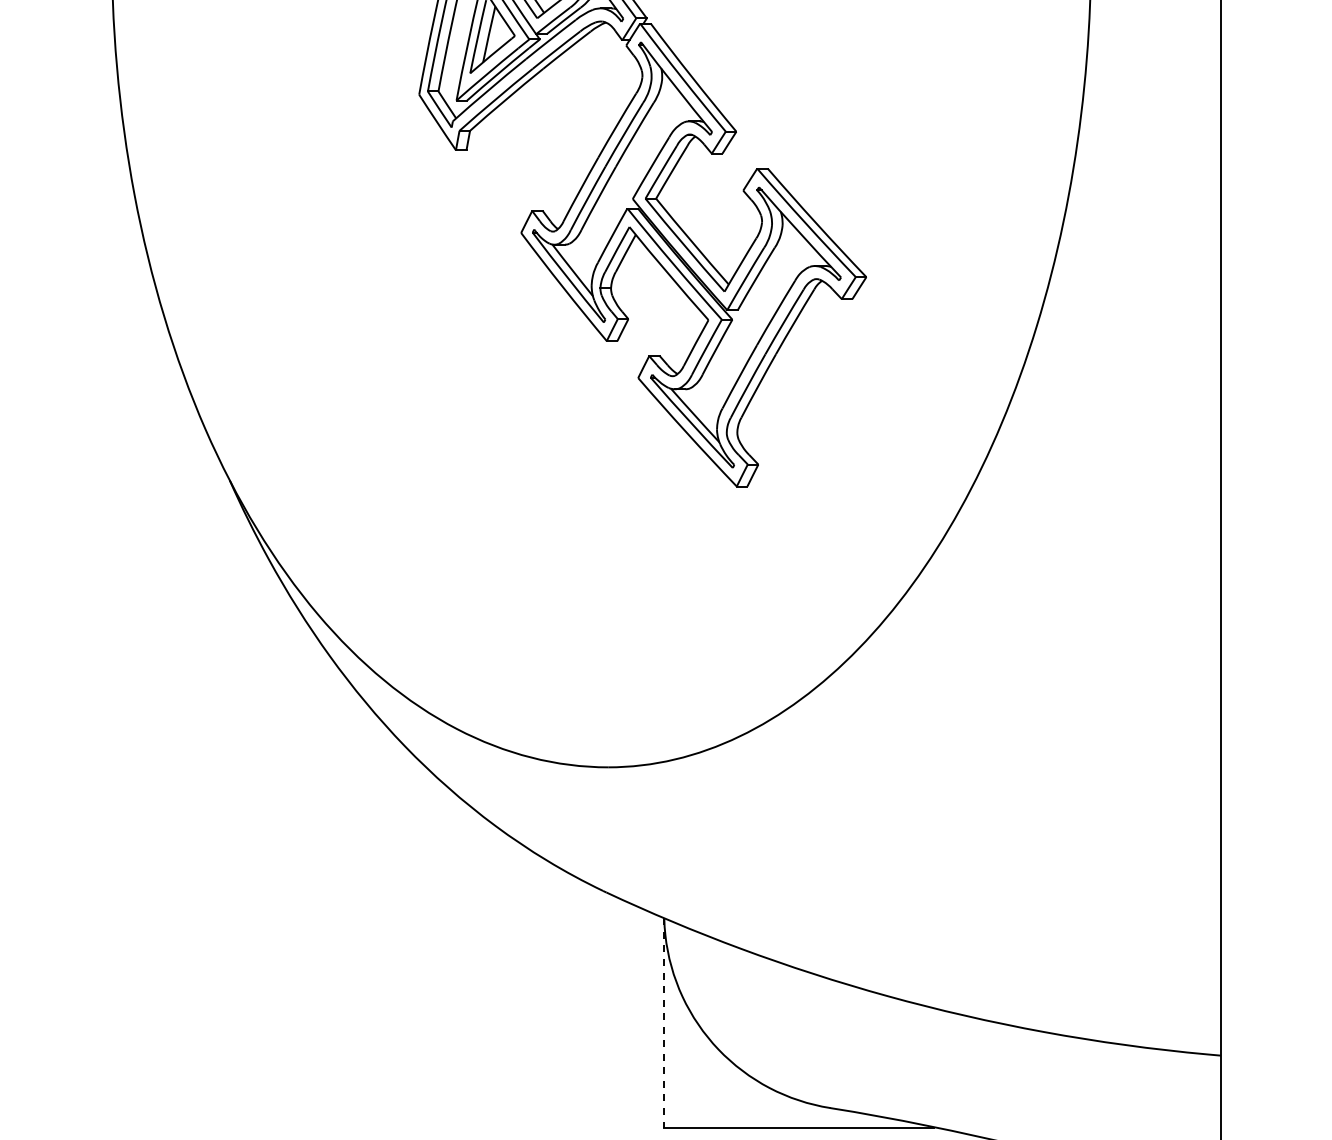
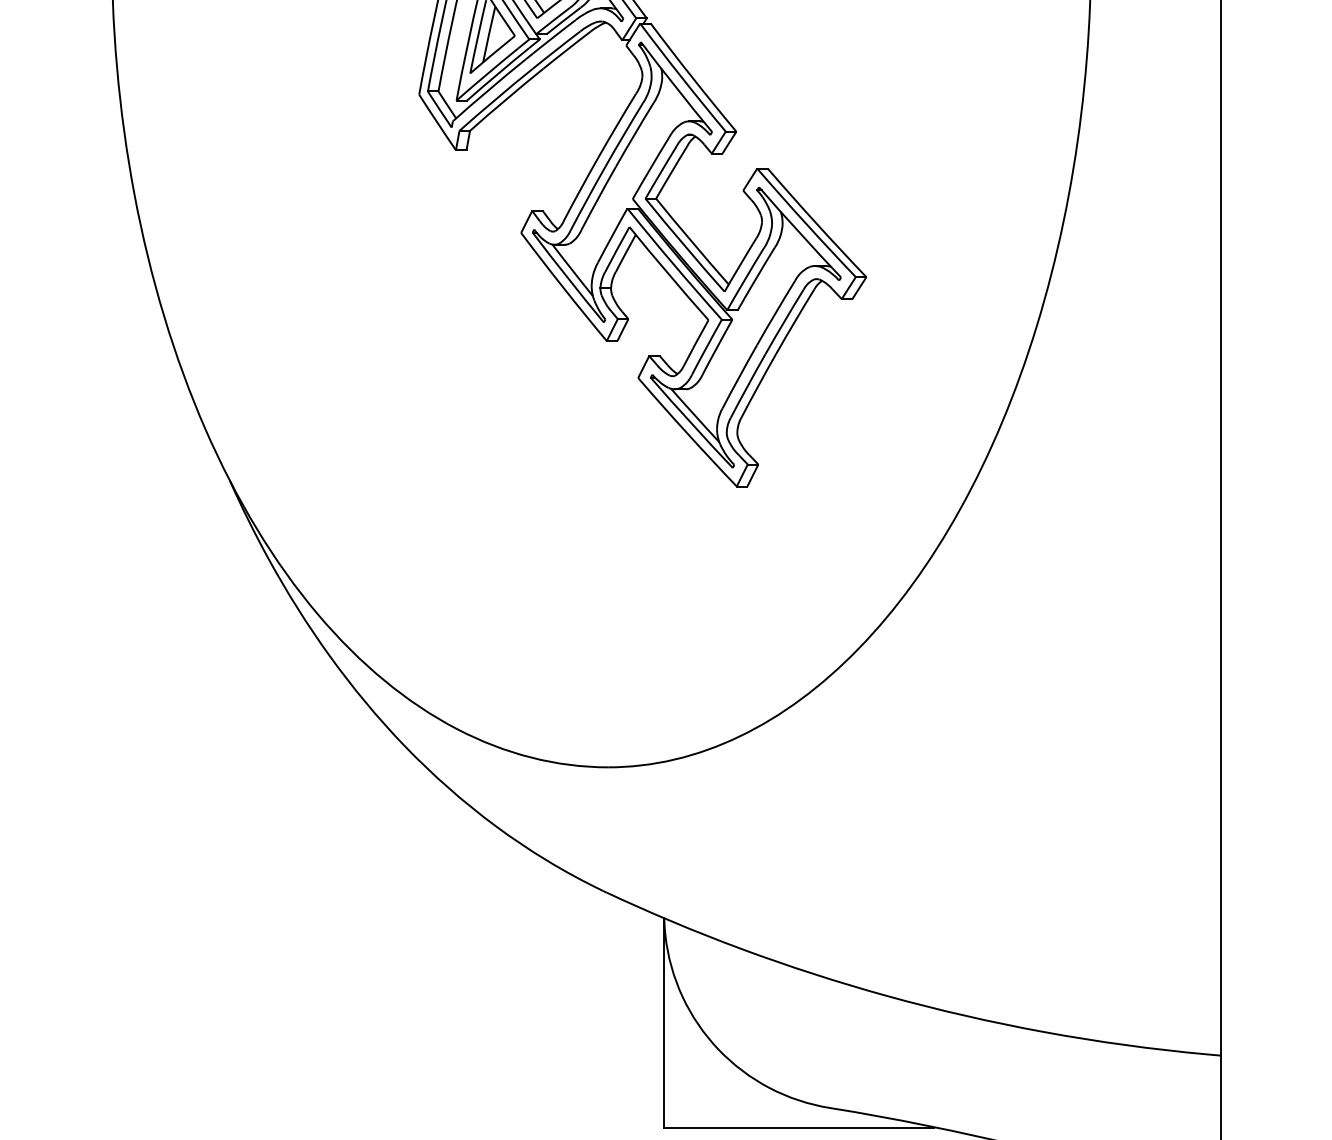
line: dashed -> solid (664, 1022)
